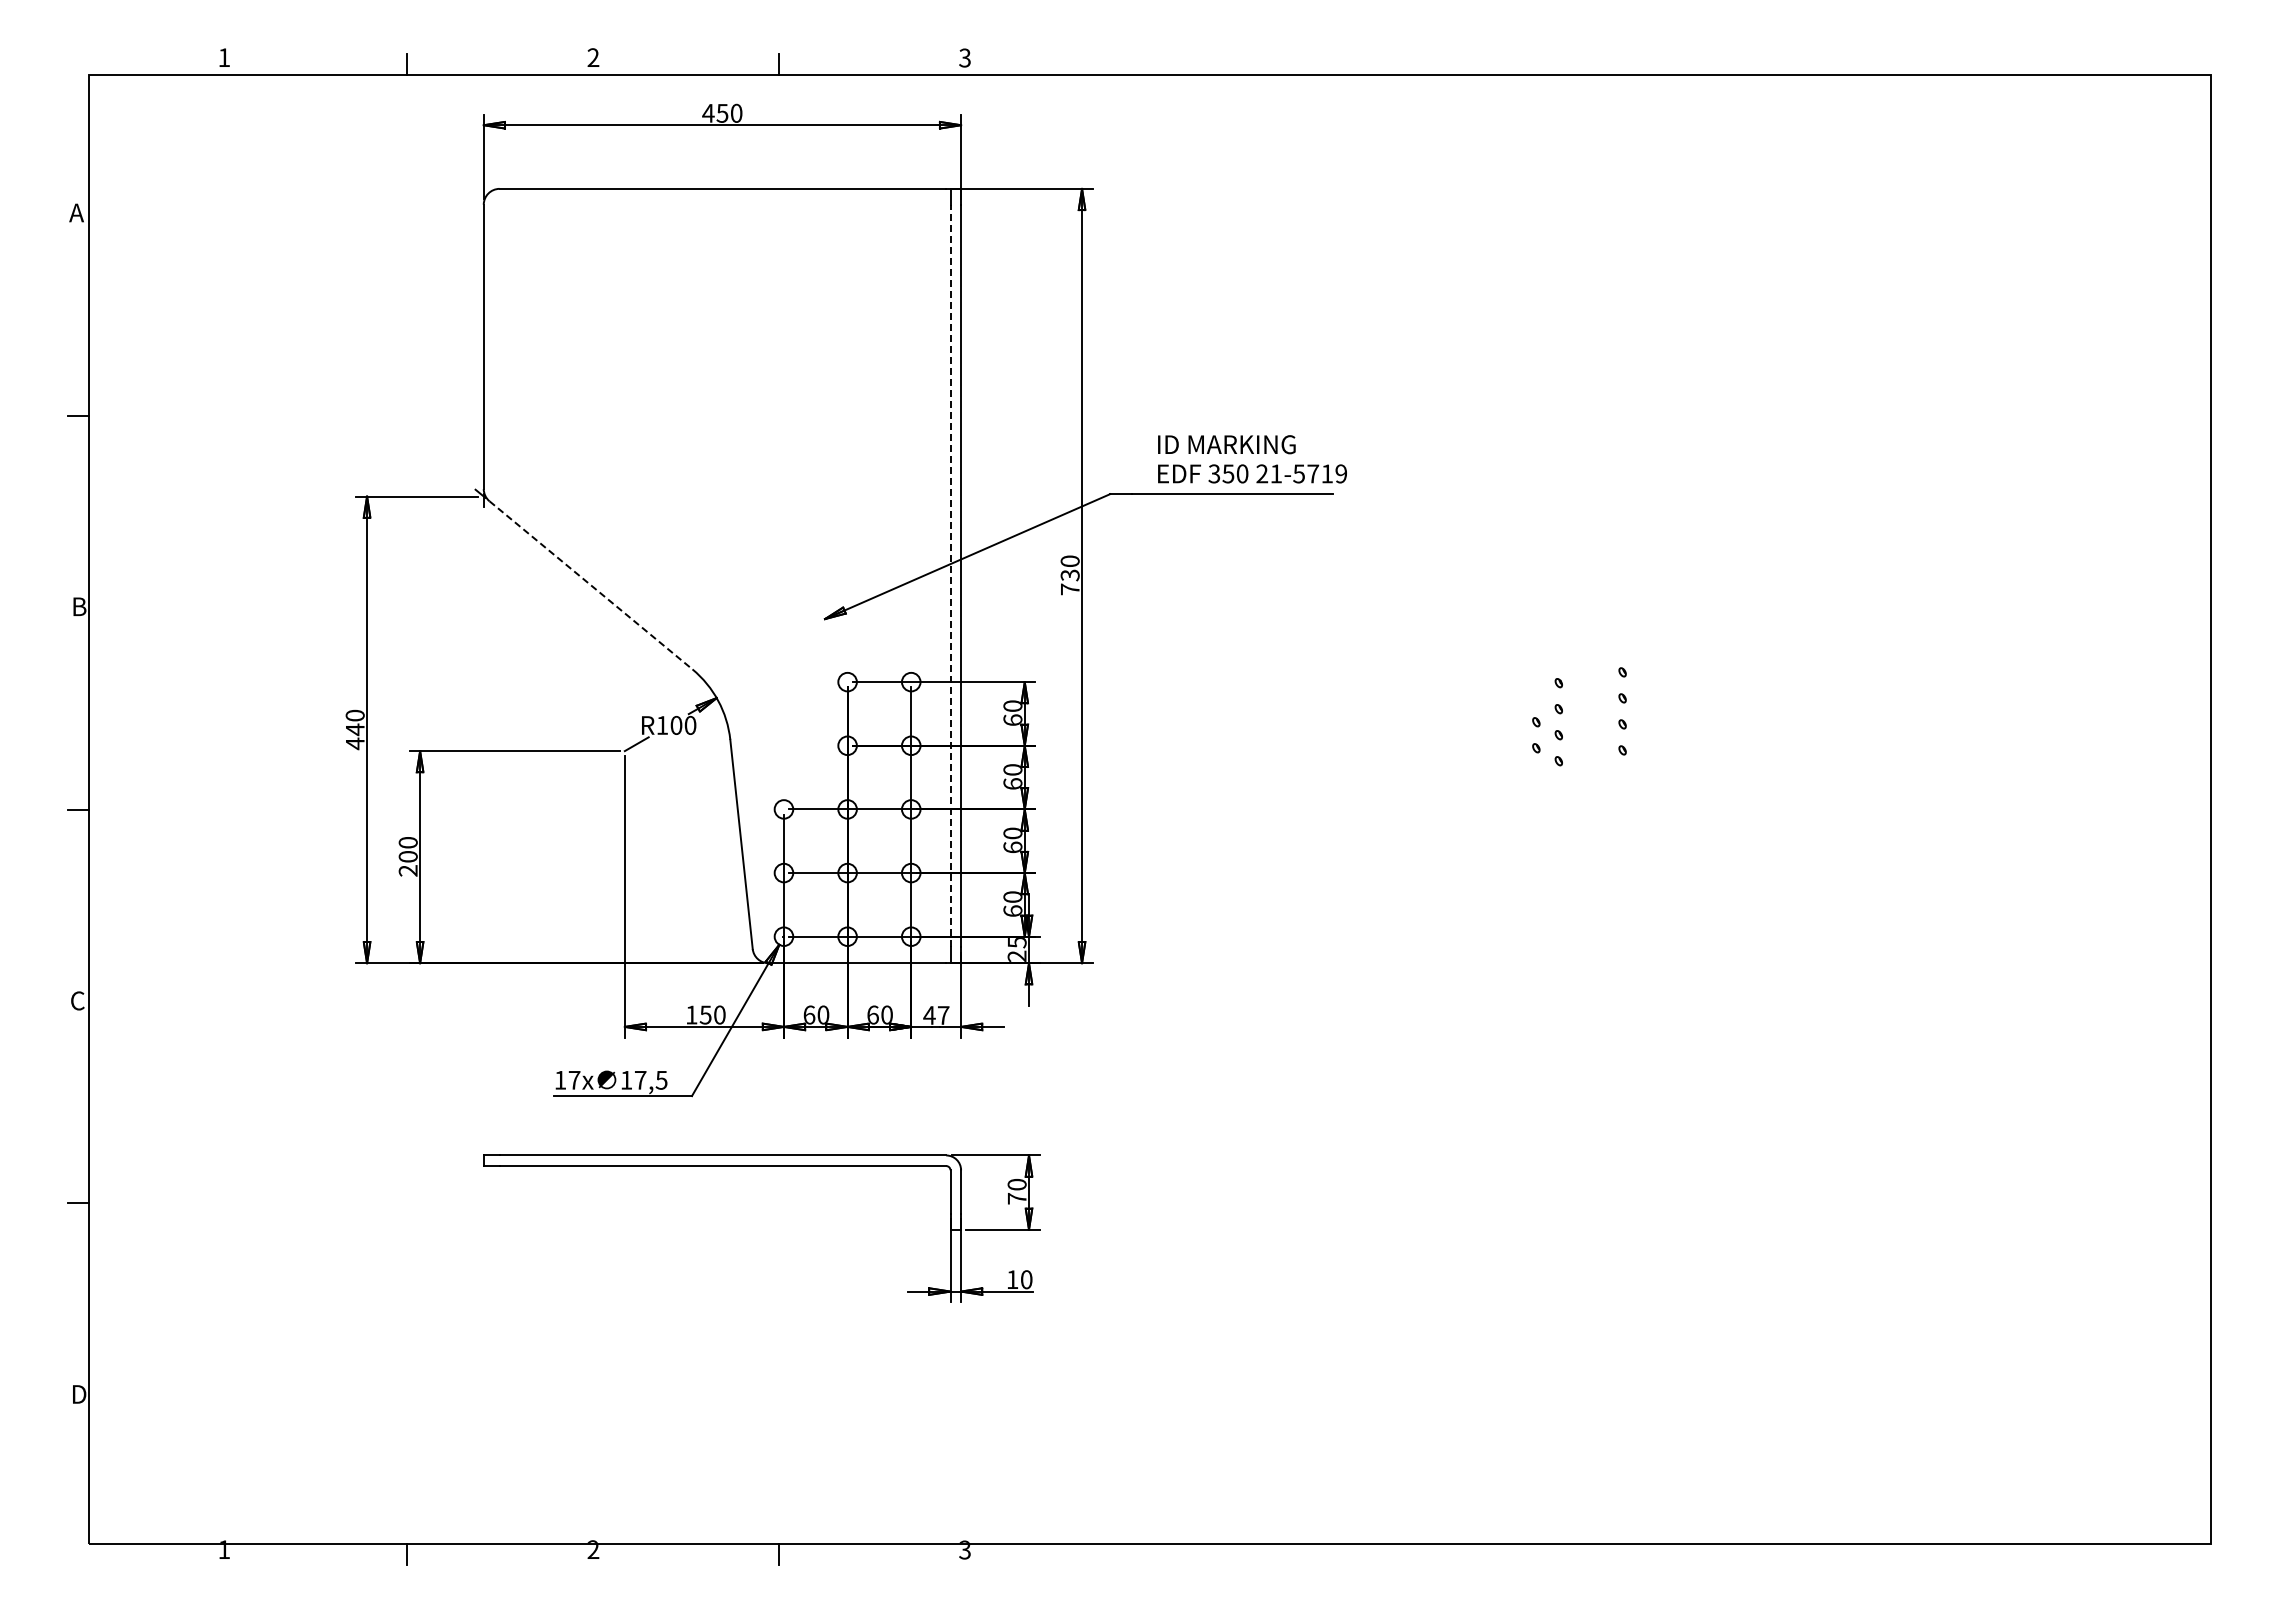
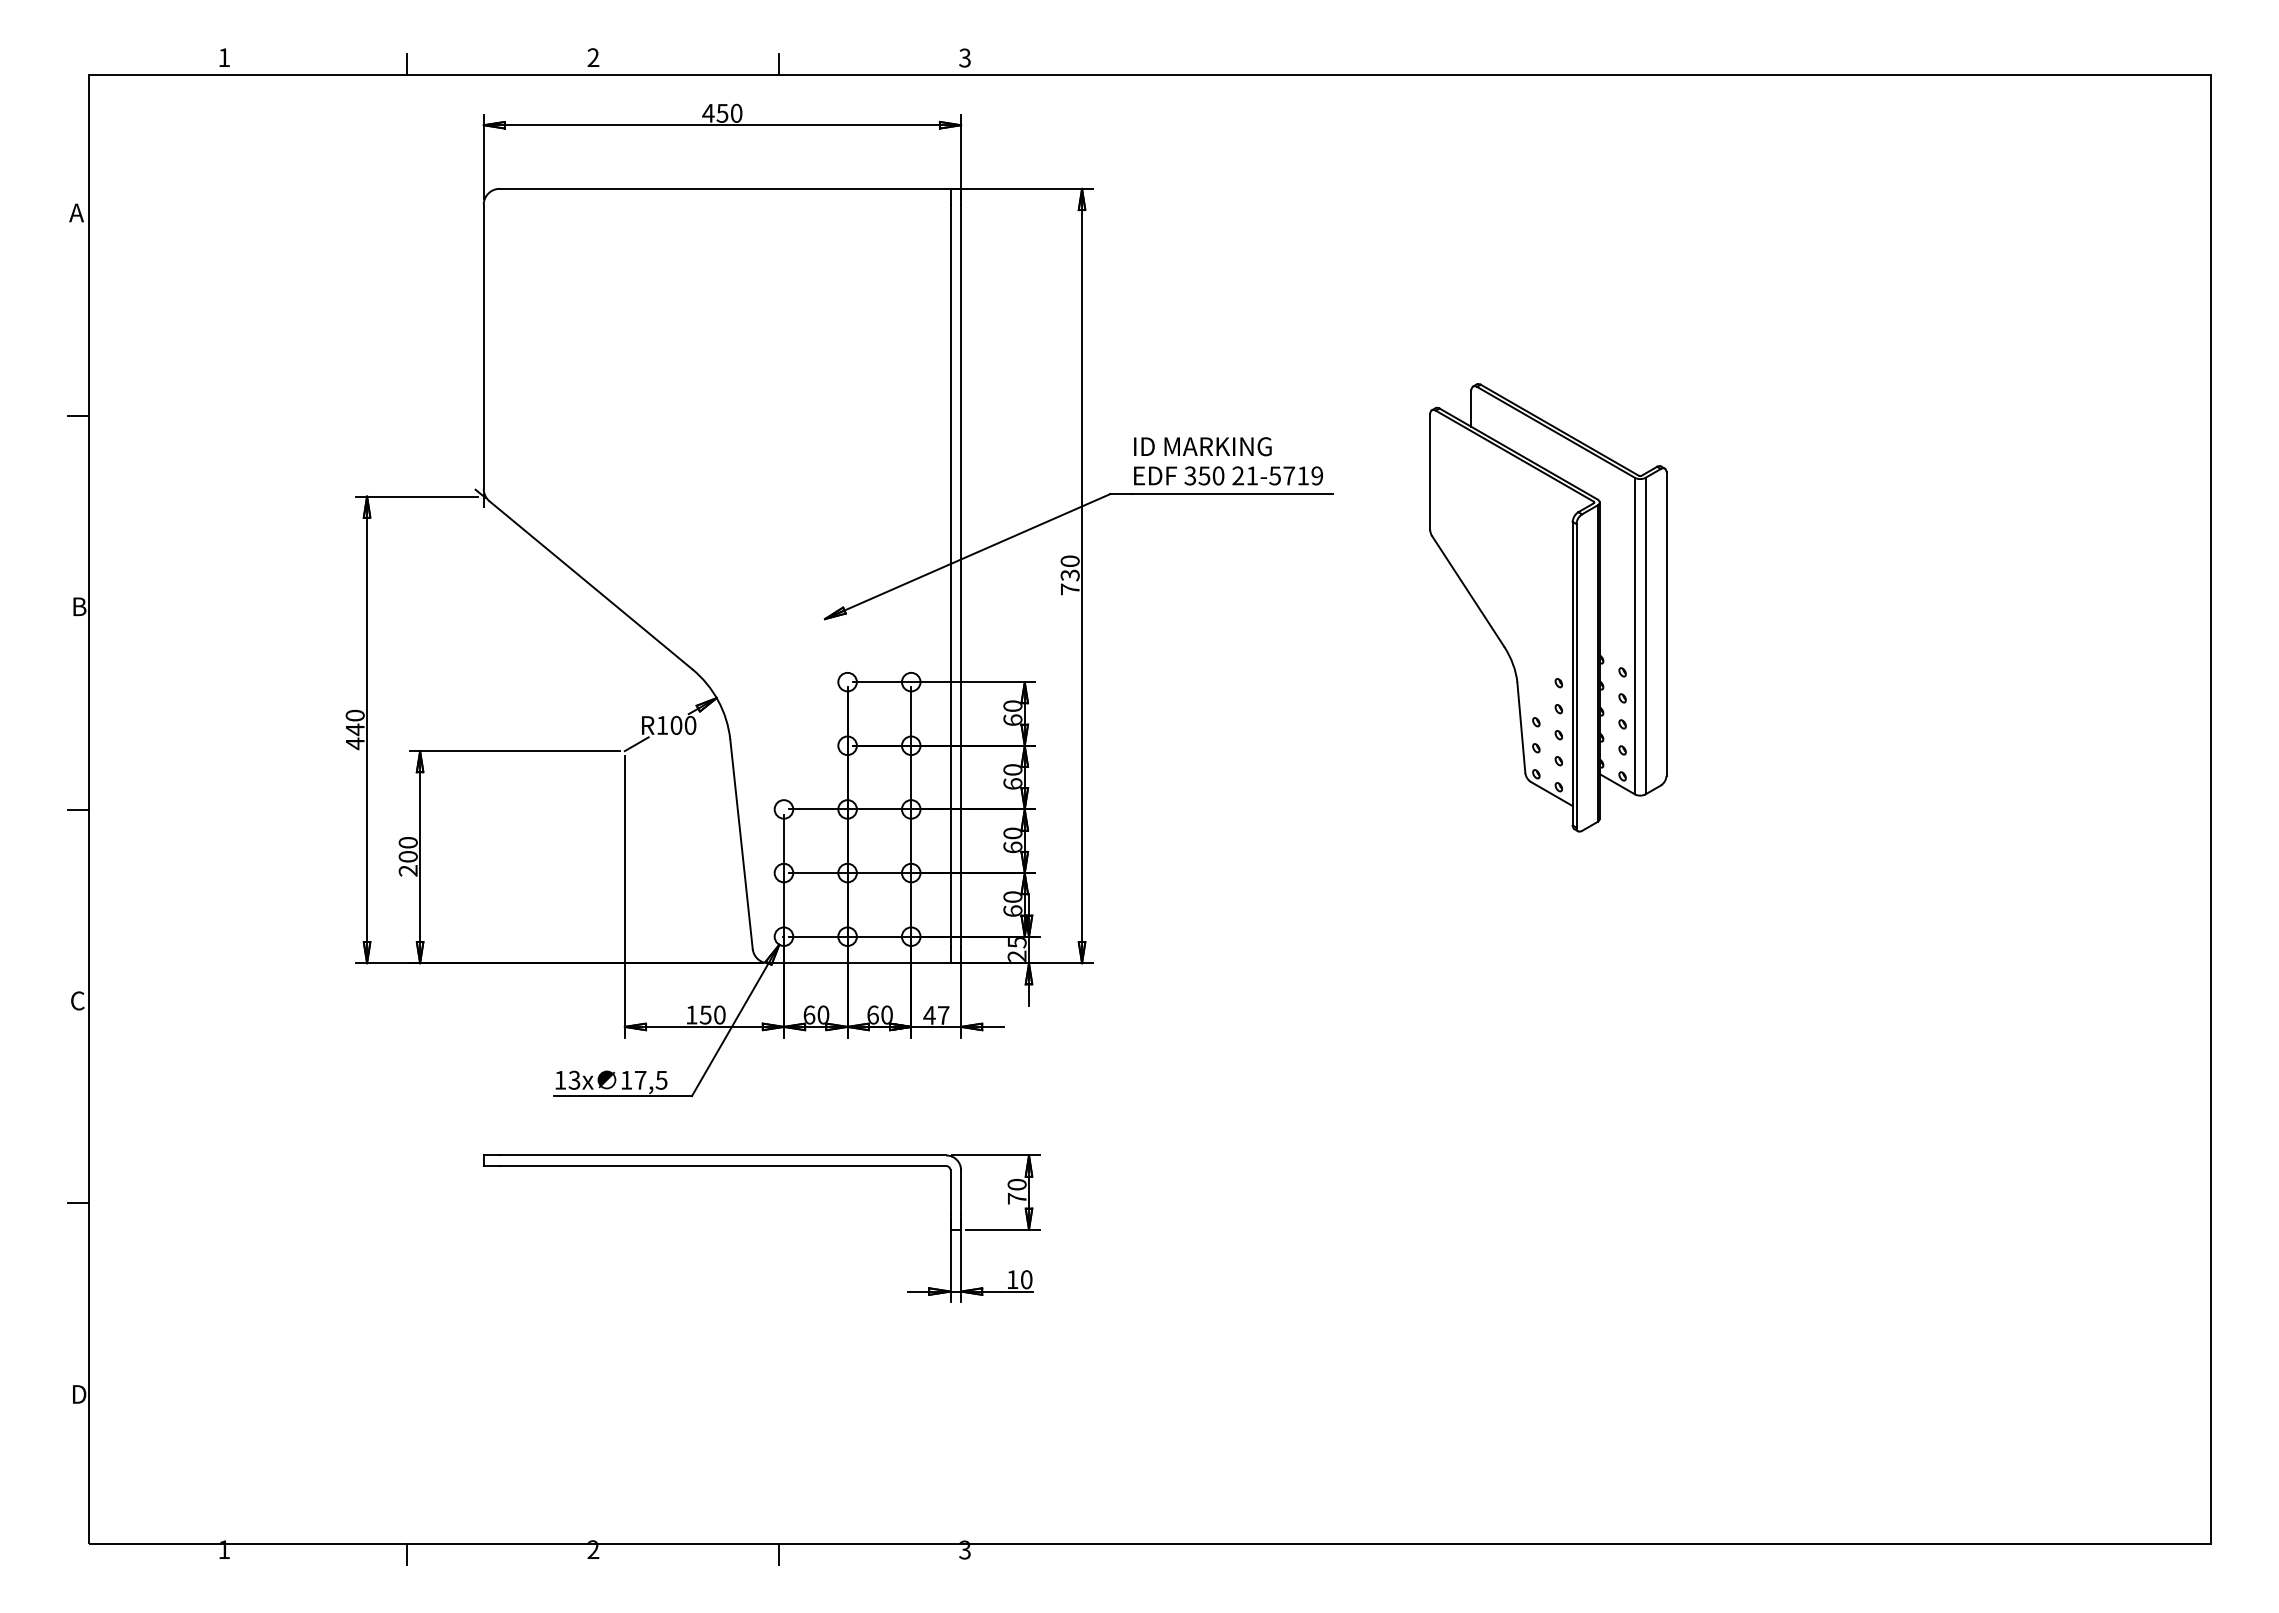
text position: (1252, 459) -> (1228, 461) (1228, 461)
line: dashed -> solid (950, 575)
line: dashed -> solid (591, 585)
part: none -> present (1548, 607)
text: 17x -> 13x (574, 1079)
